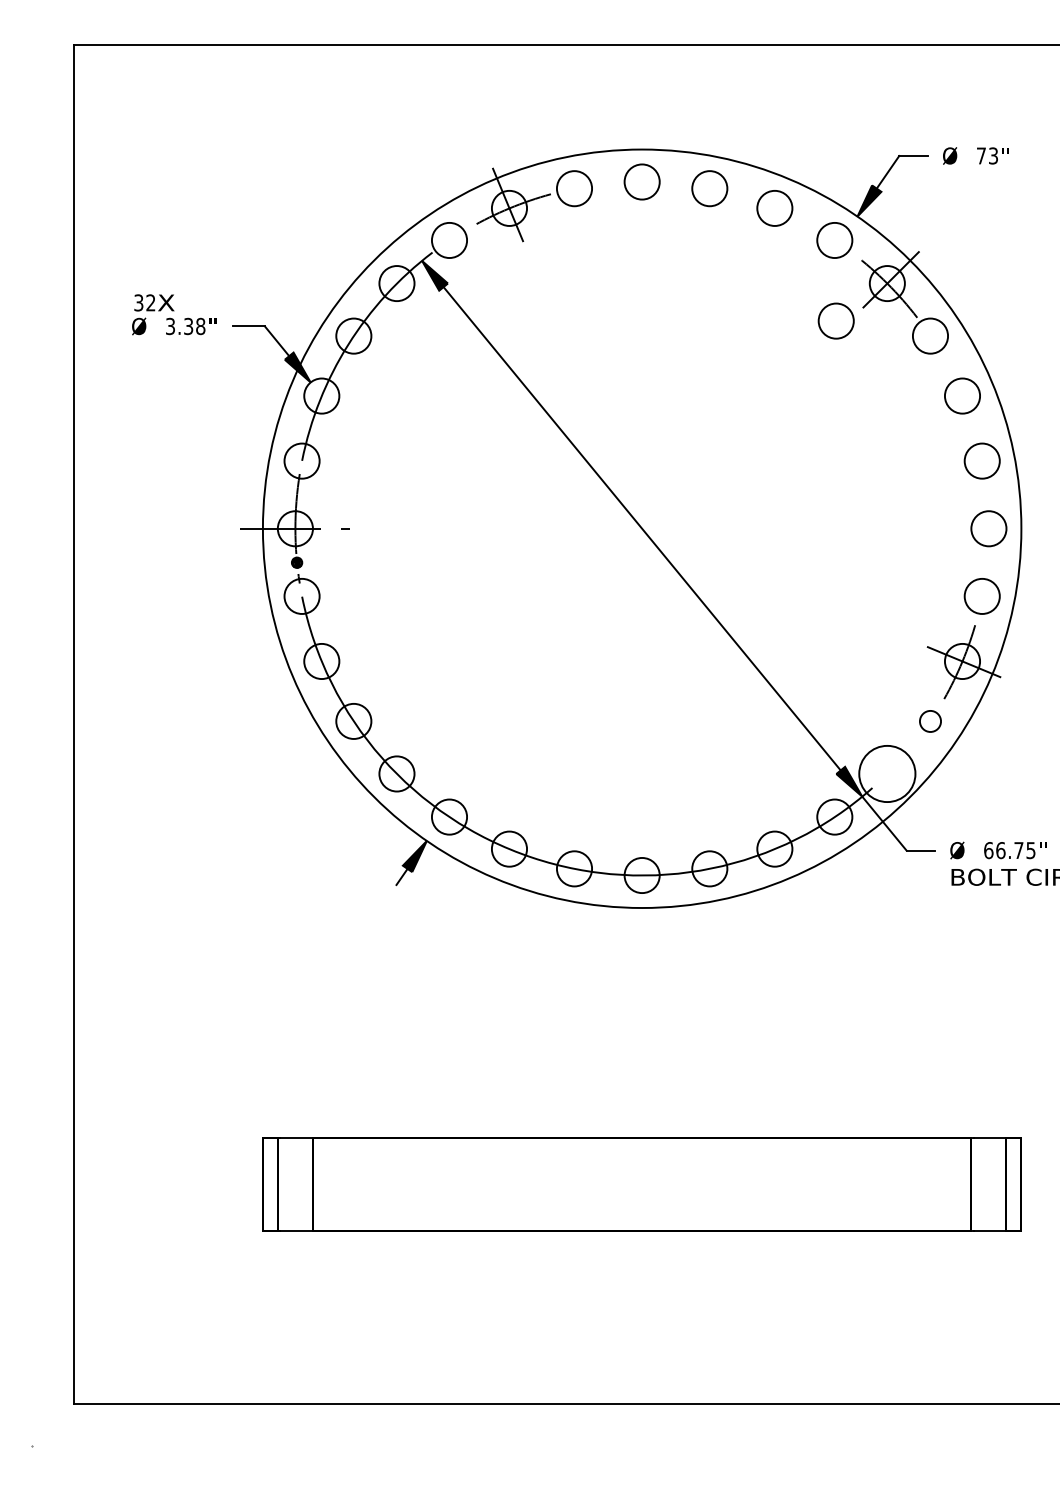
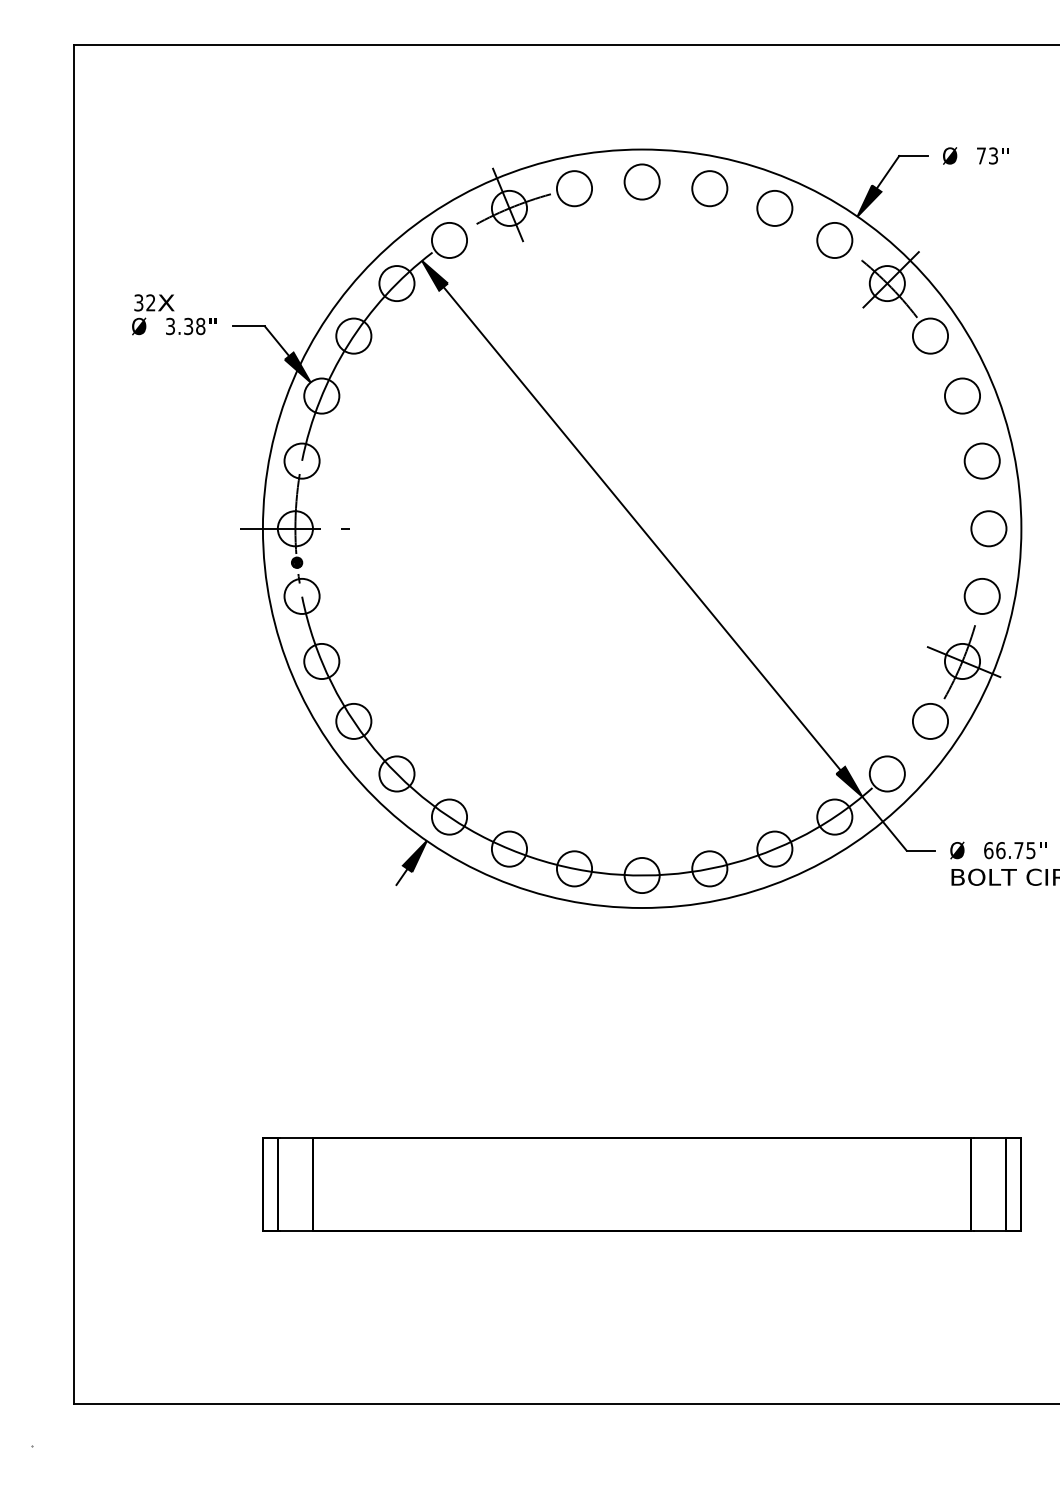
circle: present -> none (835, 320)
circle size: 23x23 px -> 37x37 px (930, 721)
circle diameter: 56 px -> 35 px (886, 773)
